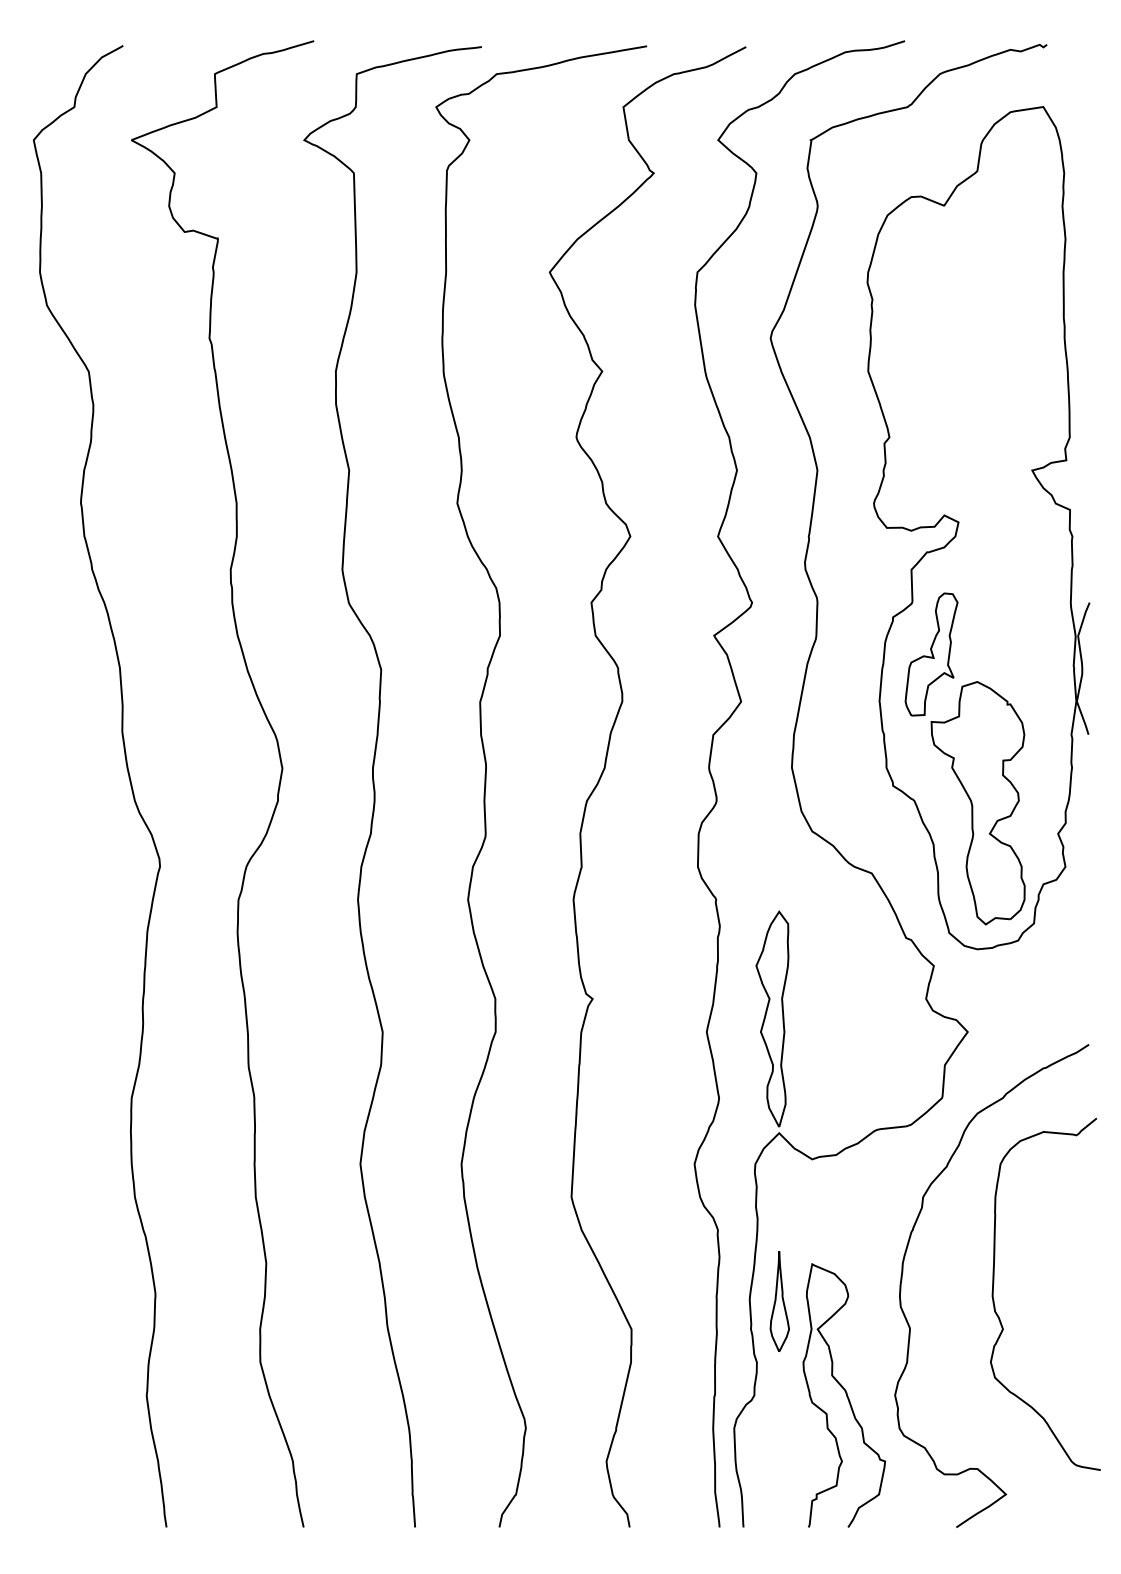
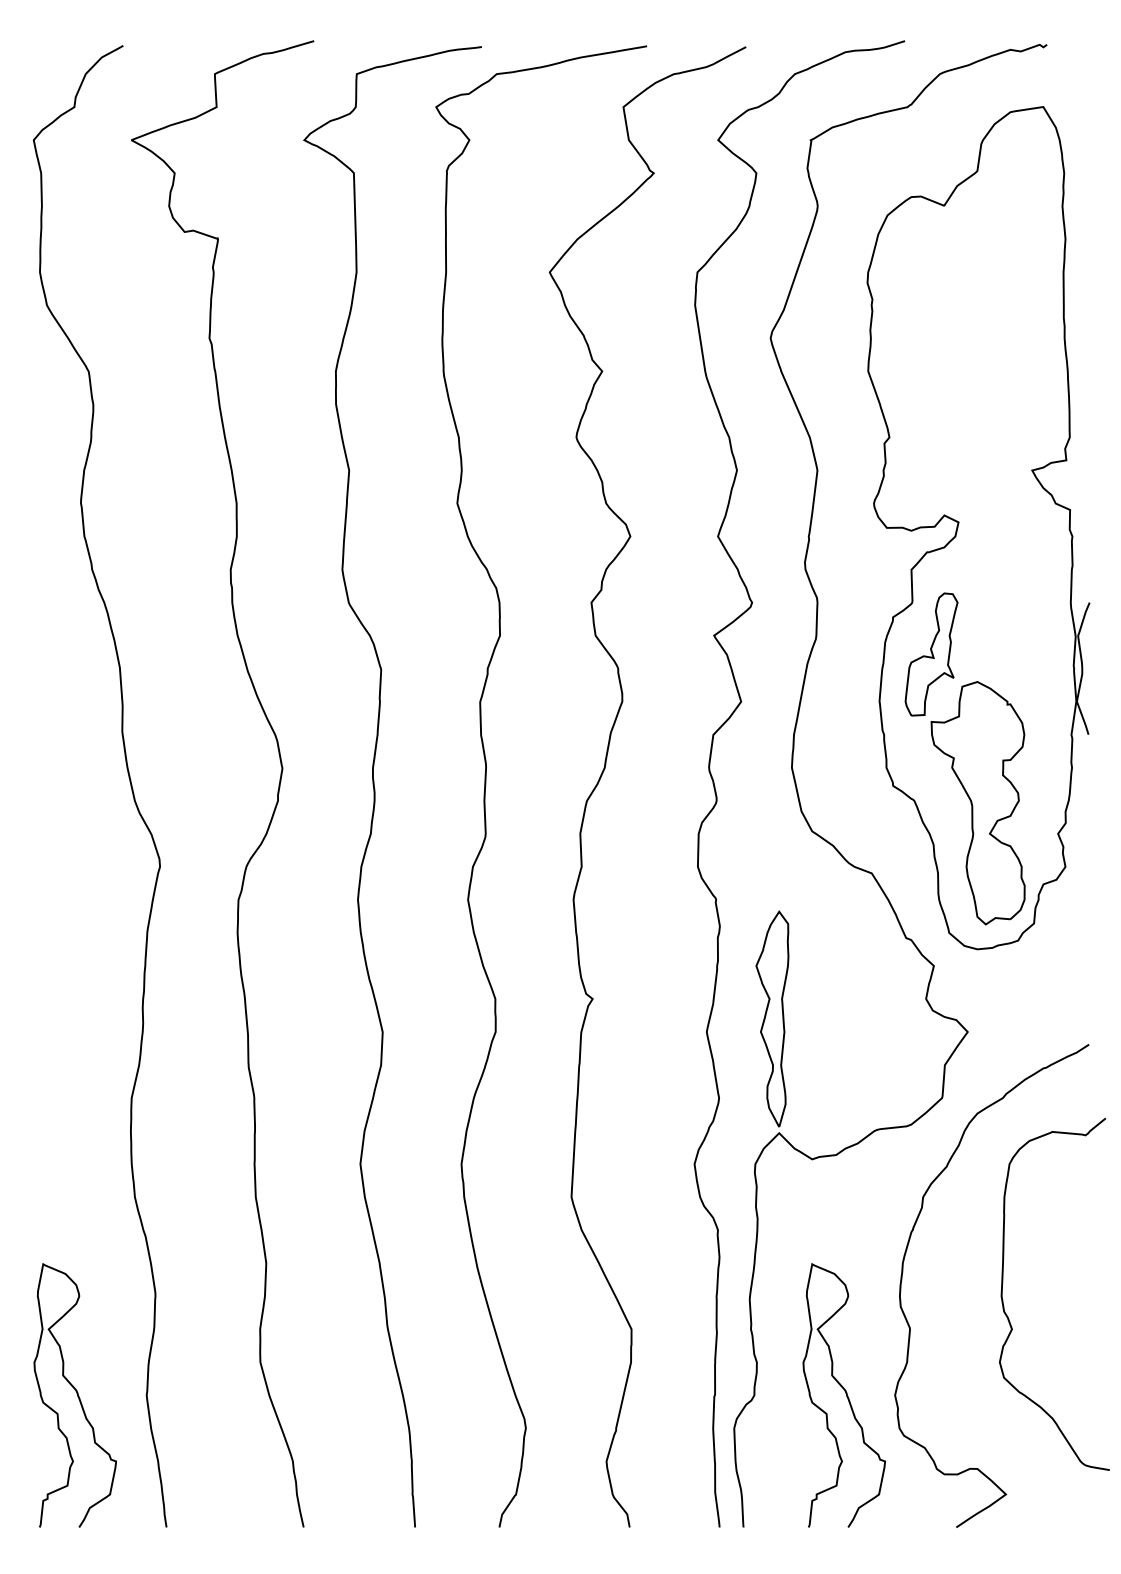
curve position: (994, 1299) -> (1003, 1299) (1003, 1299)
part: present -> none (779, 1301)
curve: none -> present (76, 1394)
